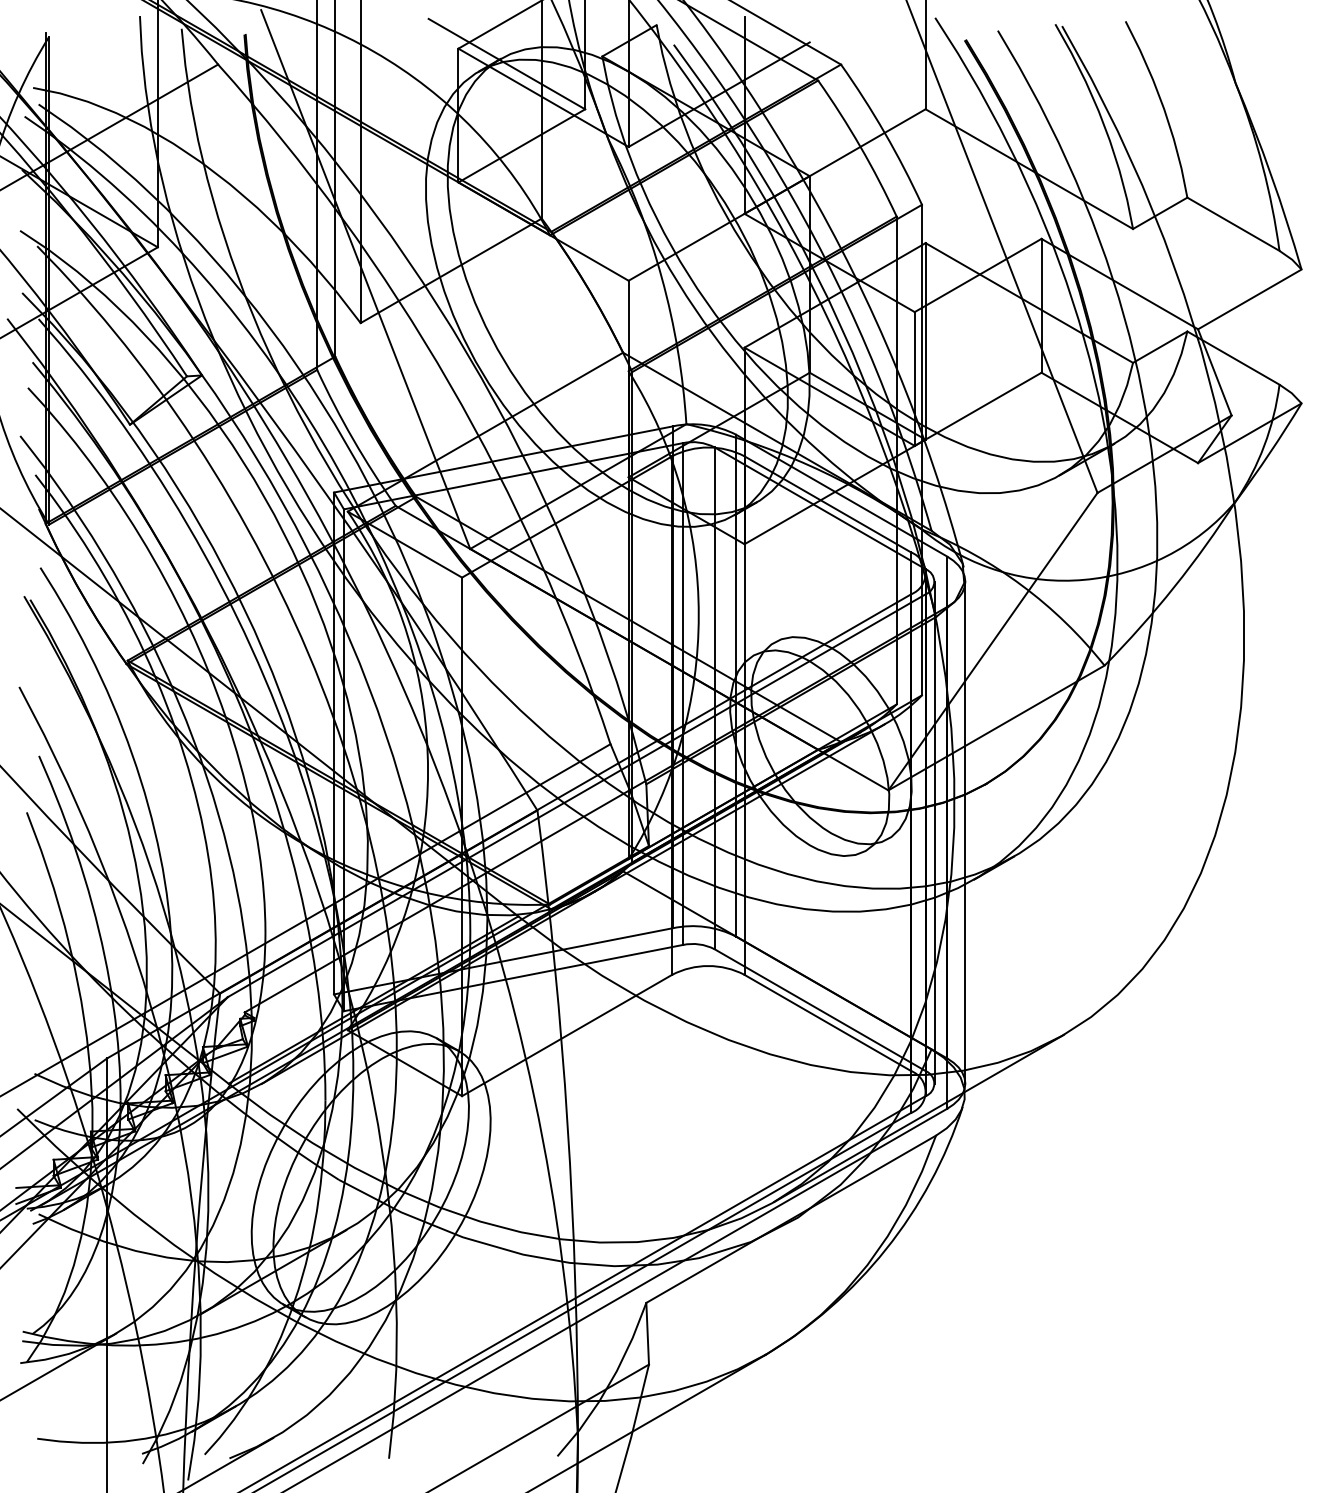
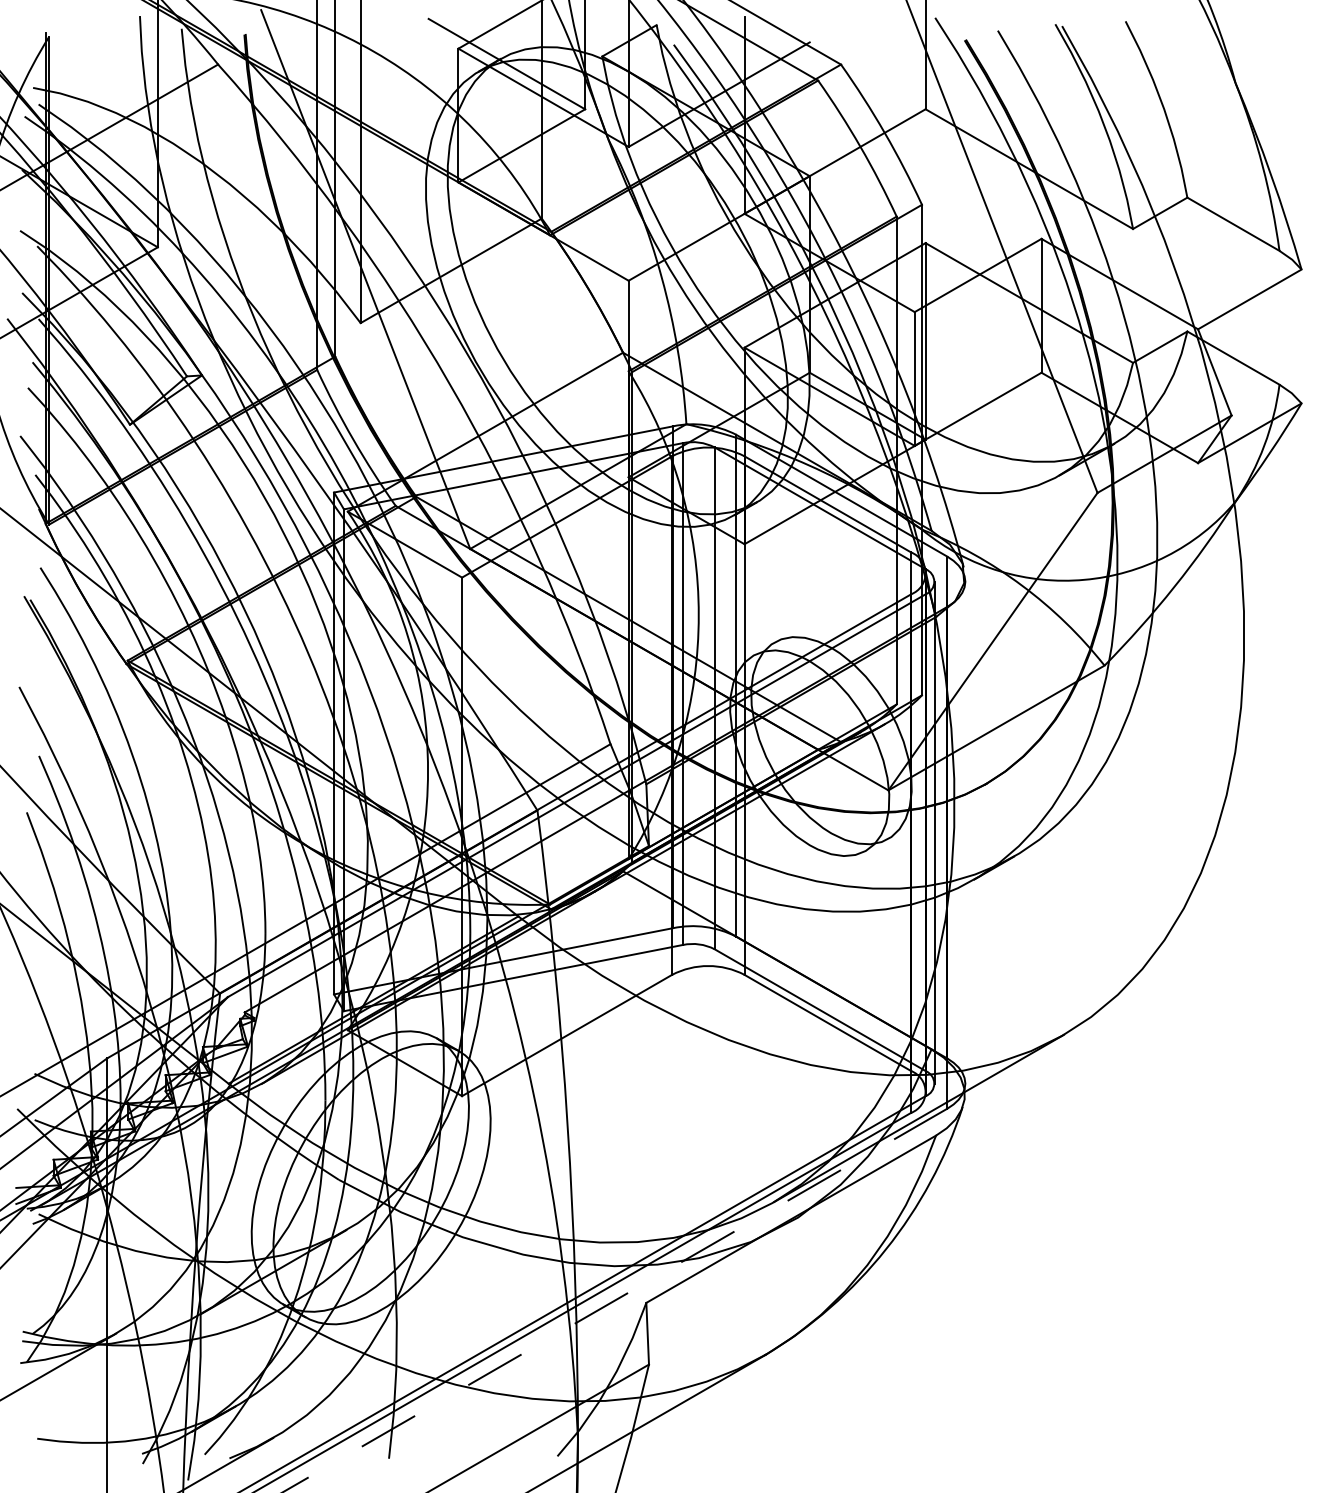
line: present -> none (965, 832)
line: solid -> dashed (614, 1300)
